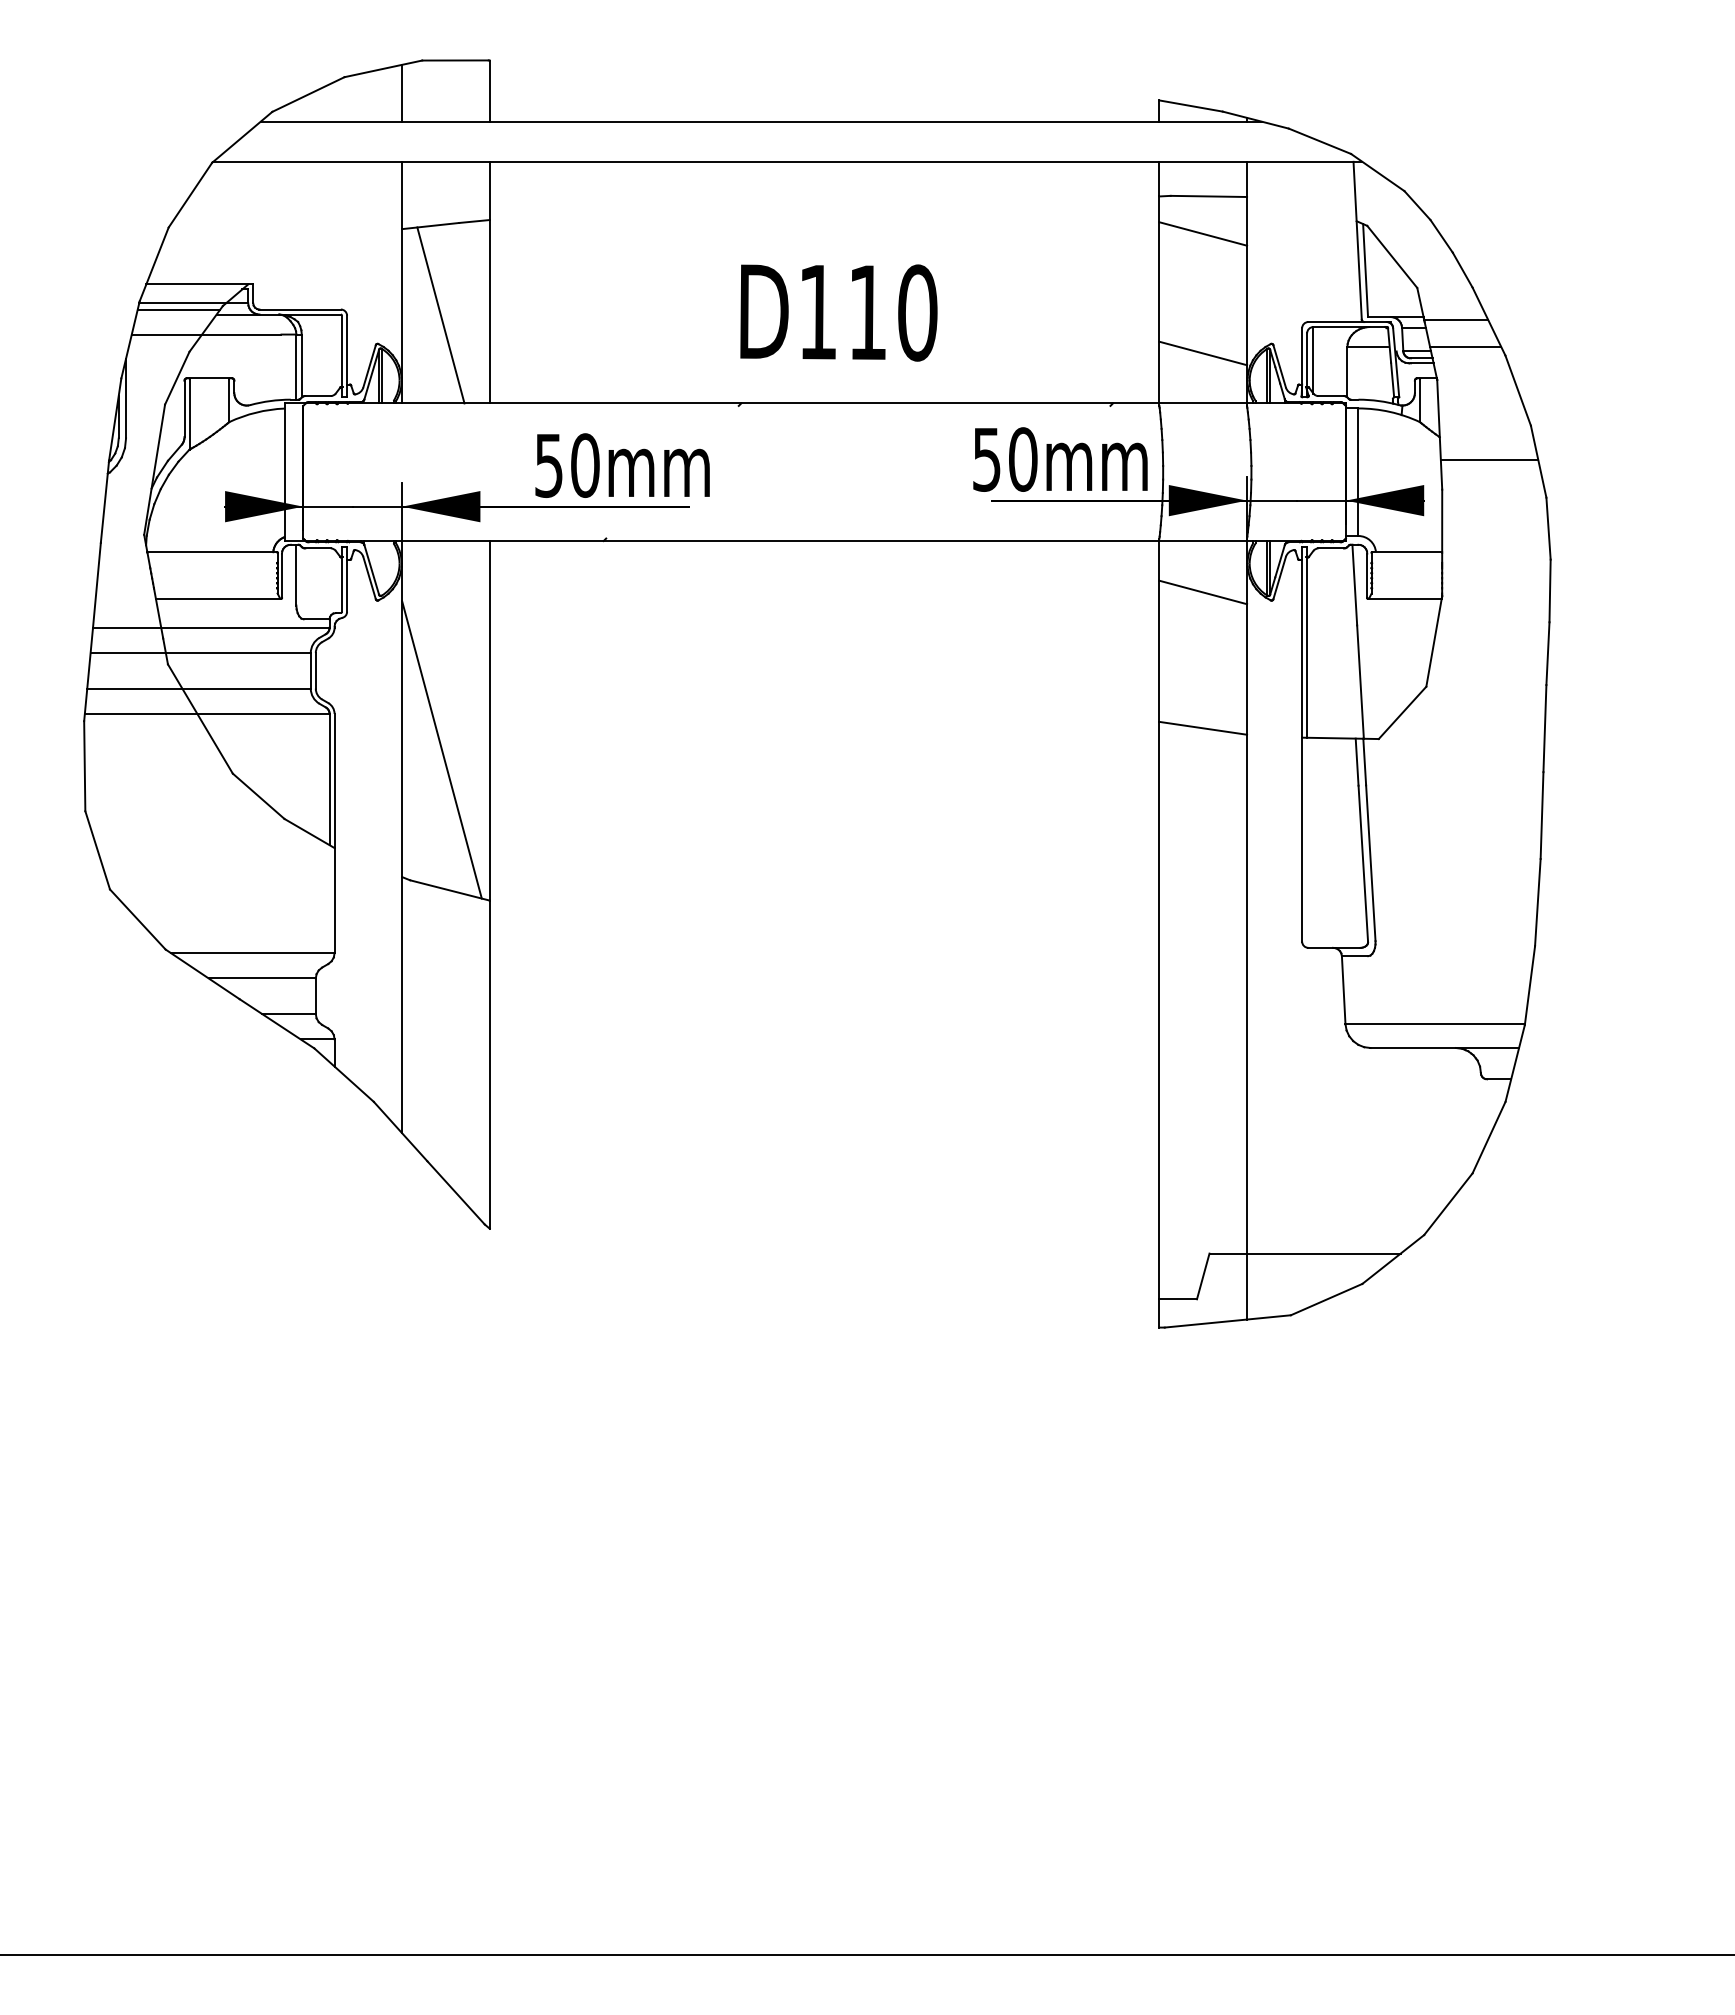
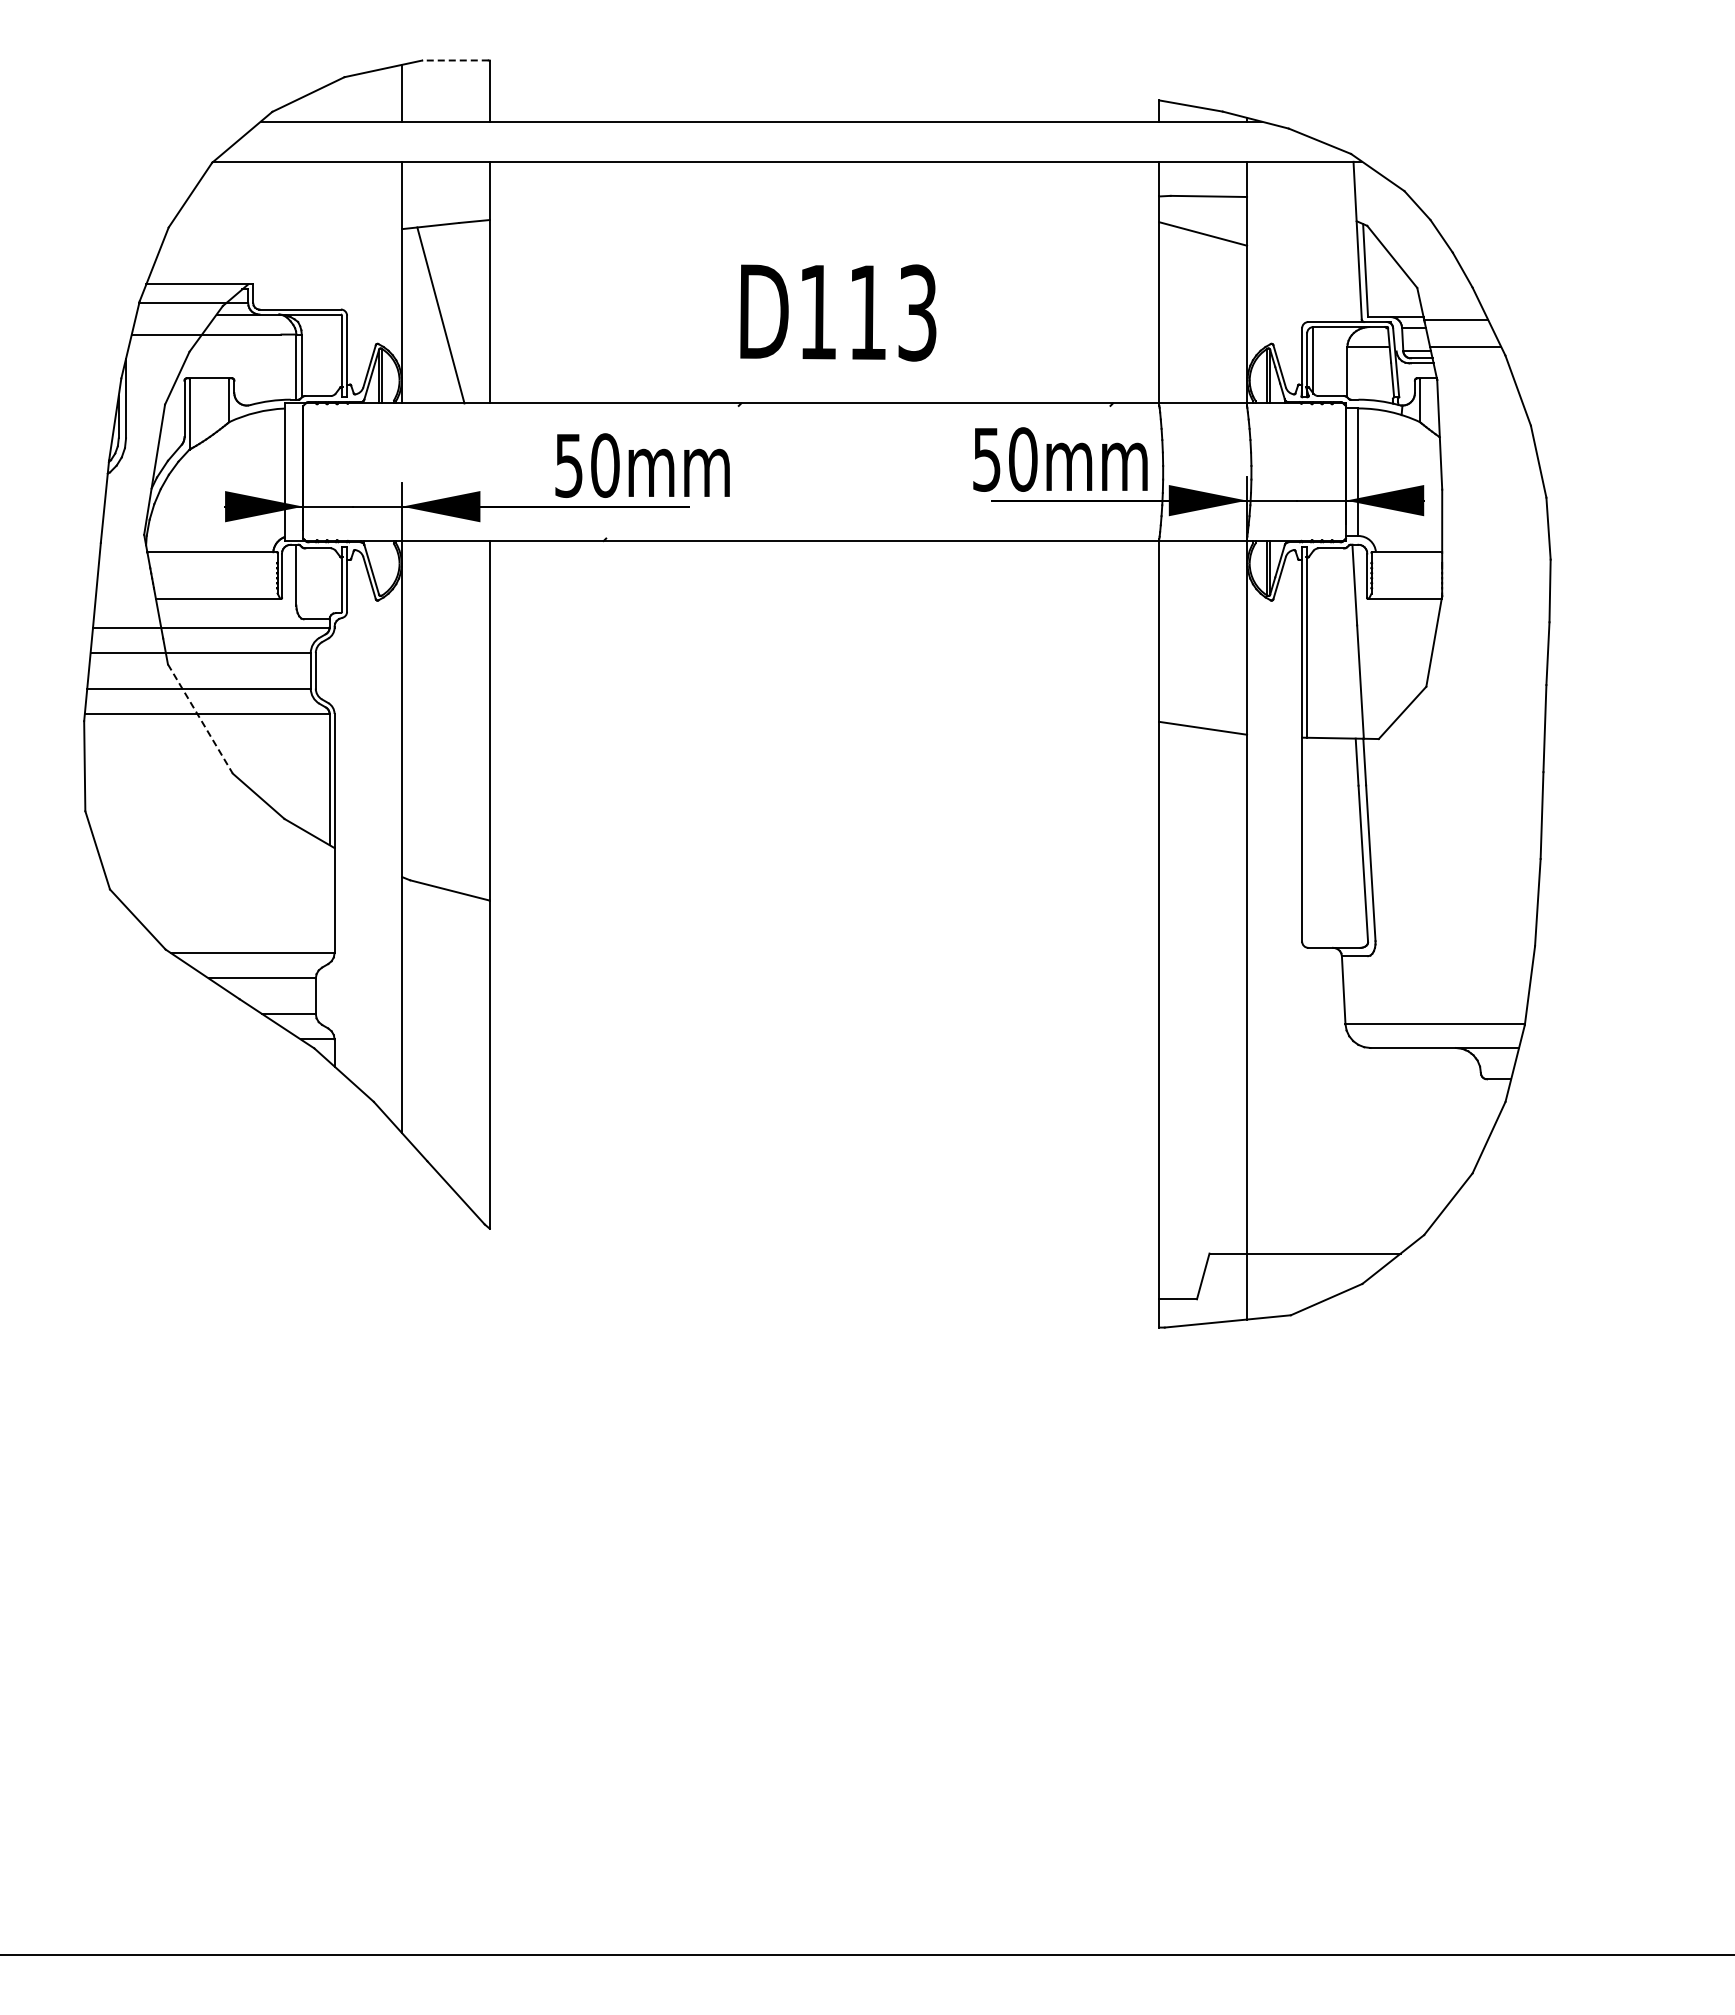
line: solid -> dashed (455, 60)
line: present -> none (178, 309)
text: D110 -> D113 (917, 312)
line: present -> none (1203, 353)
line: present -> none (1489, 459)
text position: (622, 465) -> (642, 465) (642, 465)
line: present -> none (1203, 592)
line: solid -> dashed (200, 719)
line: present -> none (441, 749)
